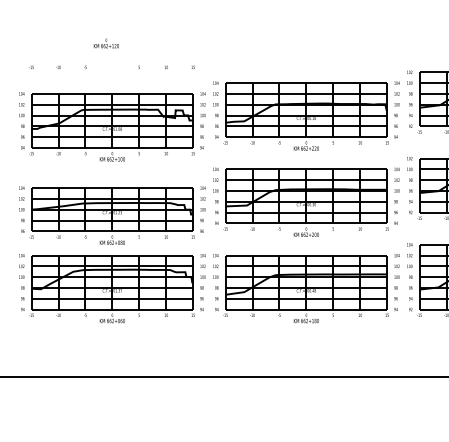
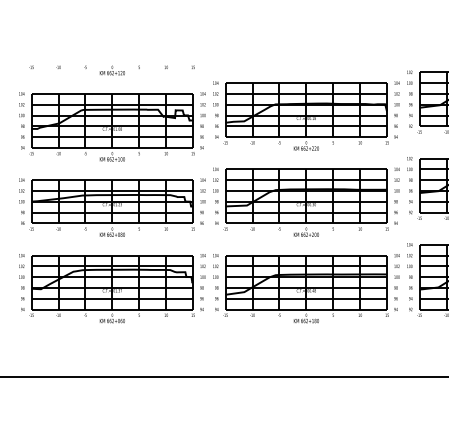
text position: (105, 43) -> (111, 70) (111, 70)
part position: (112, 215) -> (112, 207) (112, 207)
